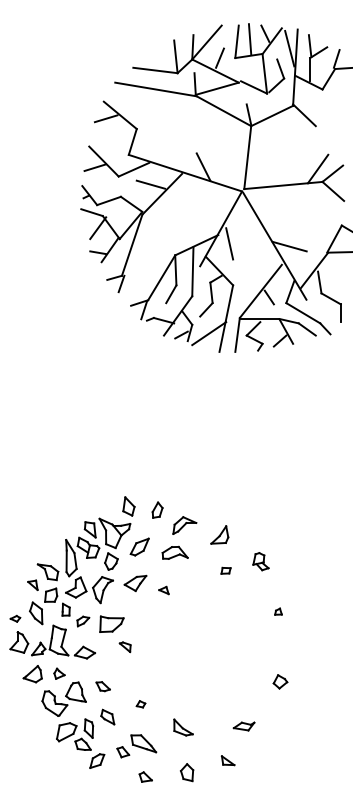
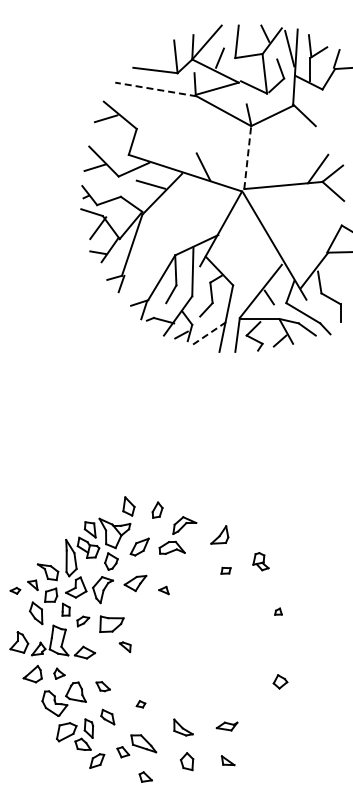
line: present -> none (249, 39)
line: solid -> dashed (155, 89)
line: solid -> dashed (247, 157)
line: present -> none (229, 243)
line: present -> none (289, 246)
line: solid -> dashed (208, 333)
part position: (174, 552) -> (171, 547) (171, 547)
part position: (15, 618) -> (15, 590) (15, 590)
part position: (243, 726) -> (226, 726) (226, 726)
part position: (187, 772) -> (187, 761) (187, 761)
